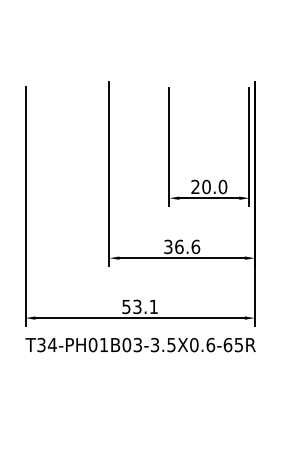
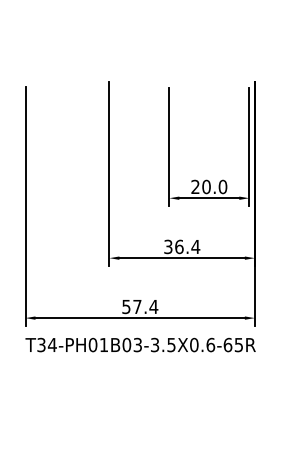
text: 36.6 -> 36.4 (195, 246)
text: 53.1 -> 57.4 (145, 306)
